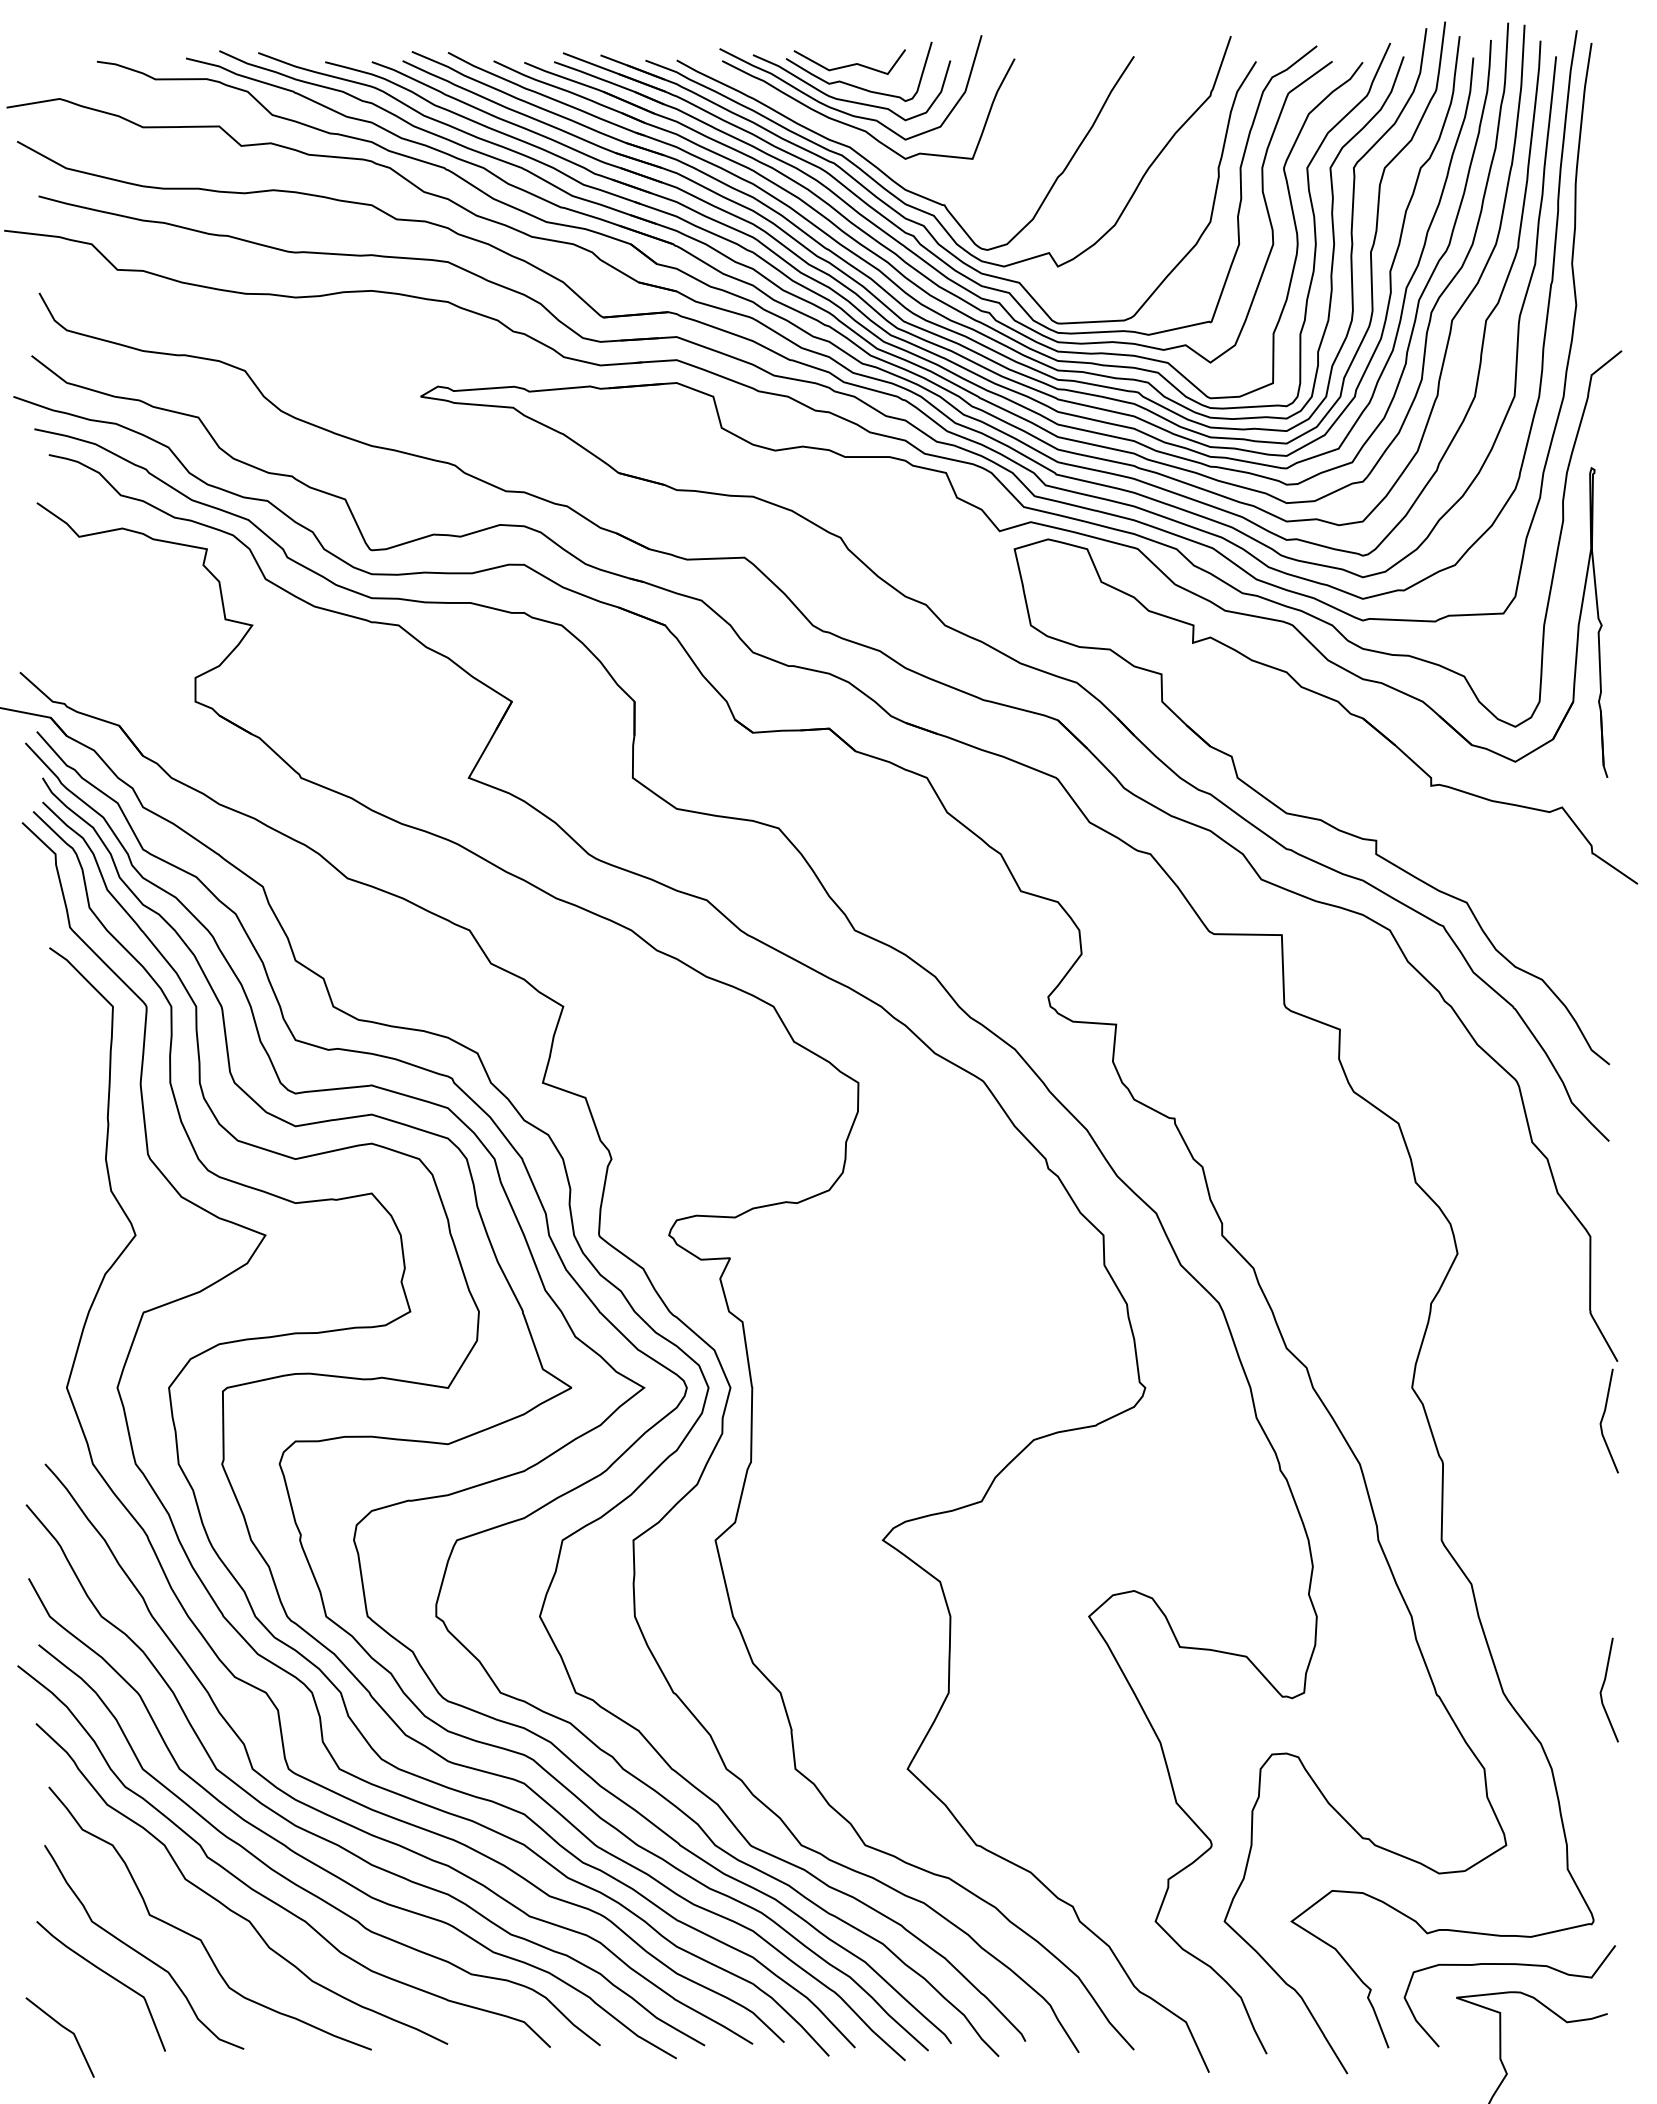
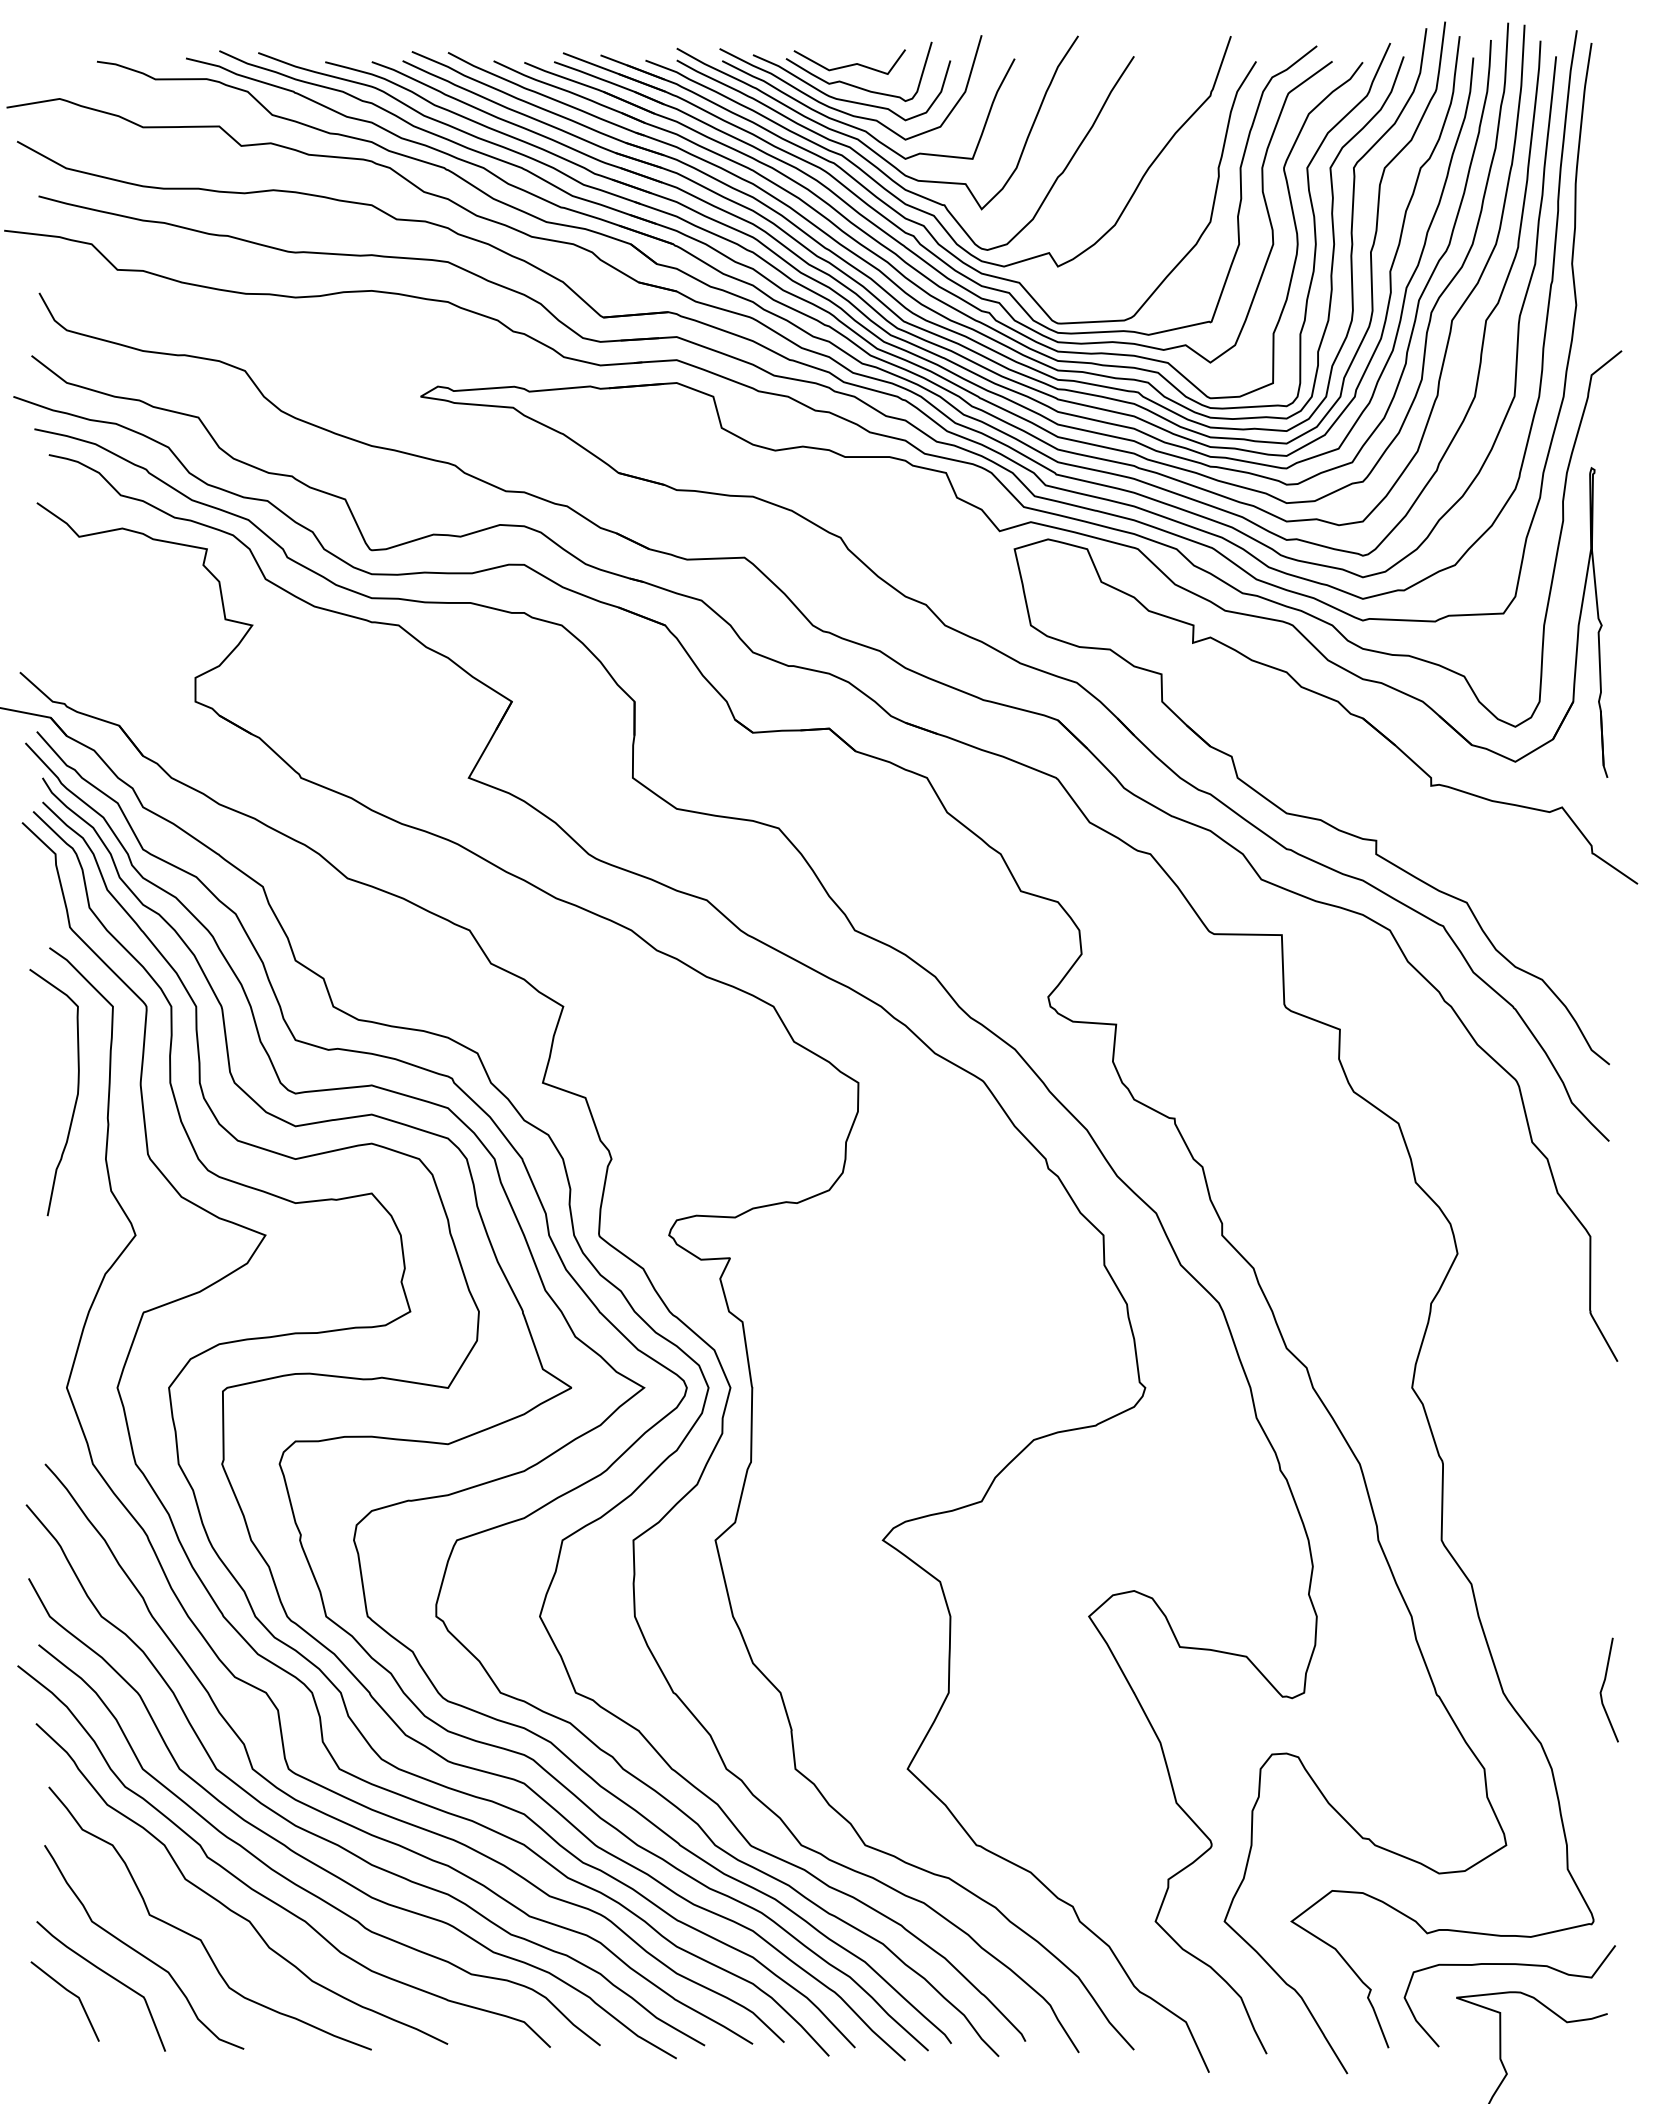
curve: none -> present (862, 141)
curve: none -> present (75, 1099)
line: present -> none (1603, 1418)
curve position: (65, 2029) -> (70, 1993) (70, 1993)
